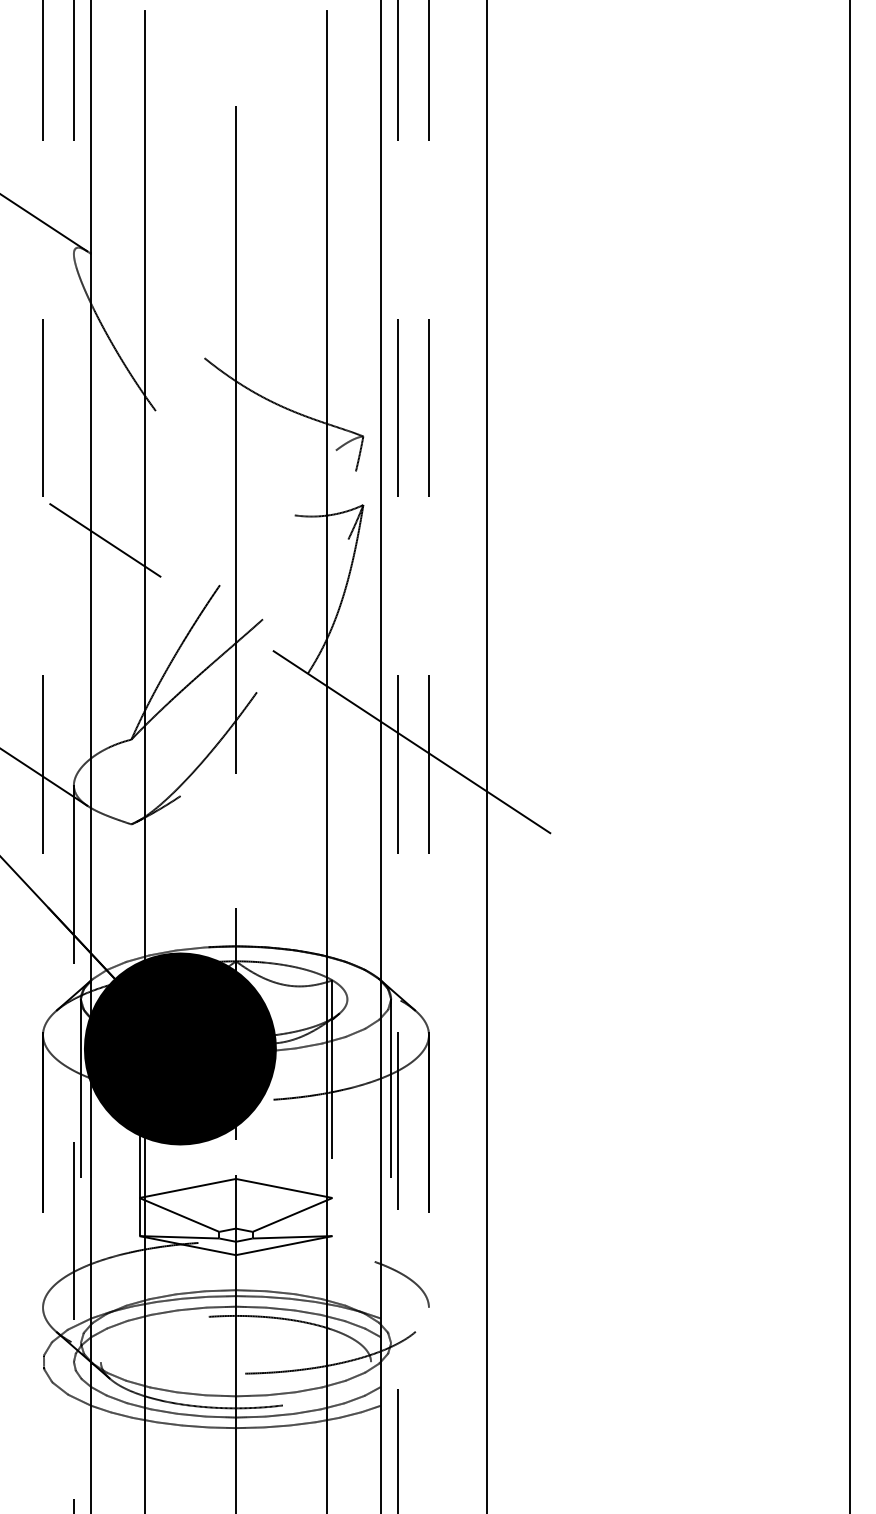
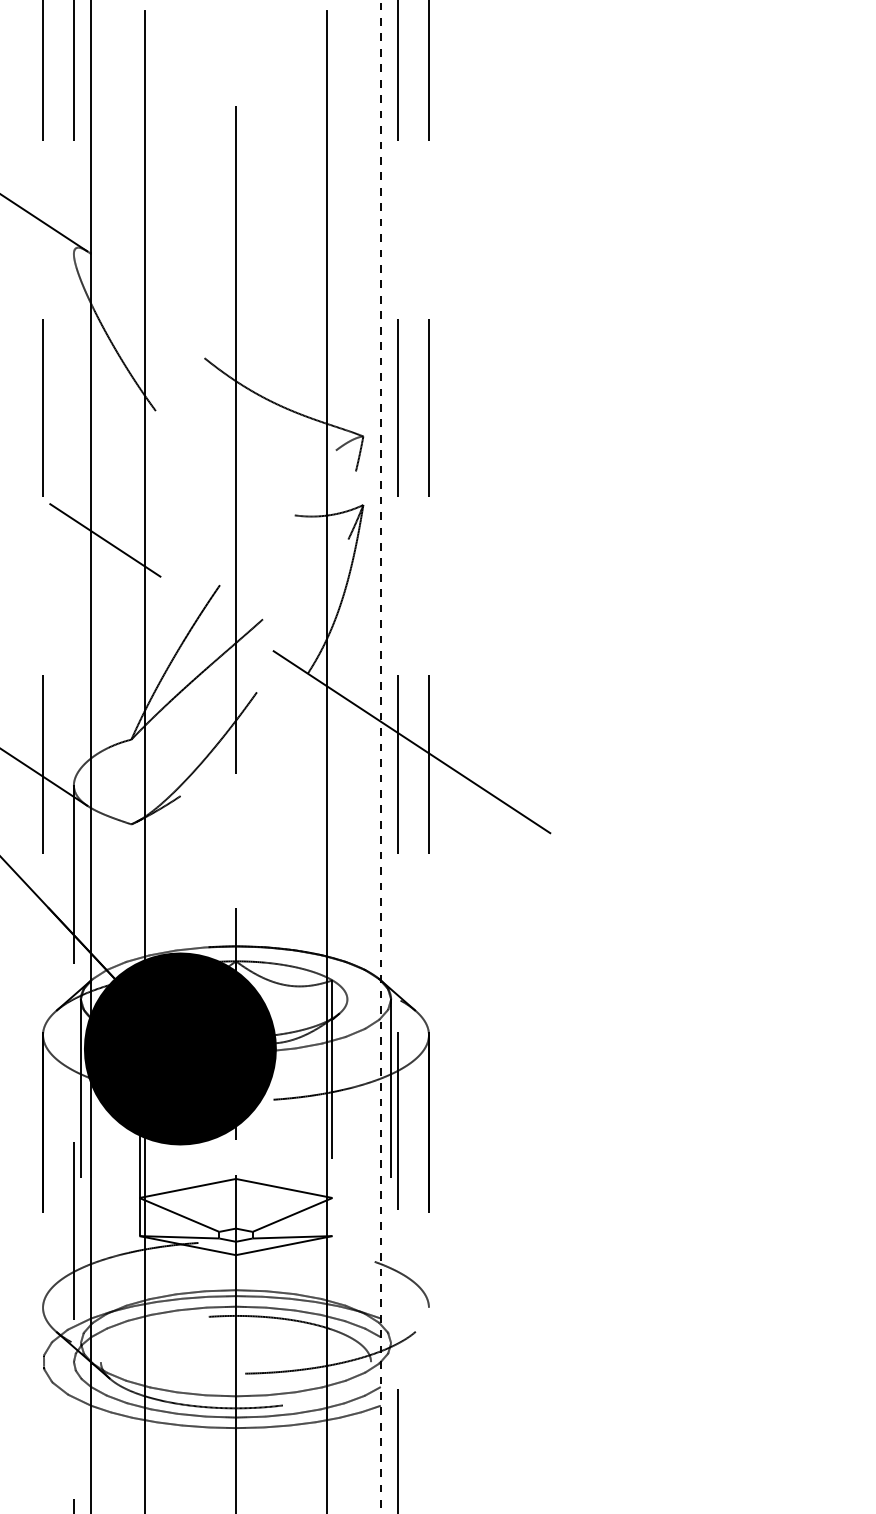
line: solid -> dashed (380, 756)
line: present -> none (486, 756)
line: present -> none (849, 756)
